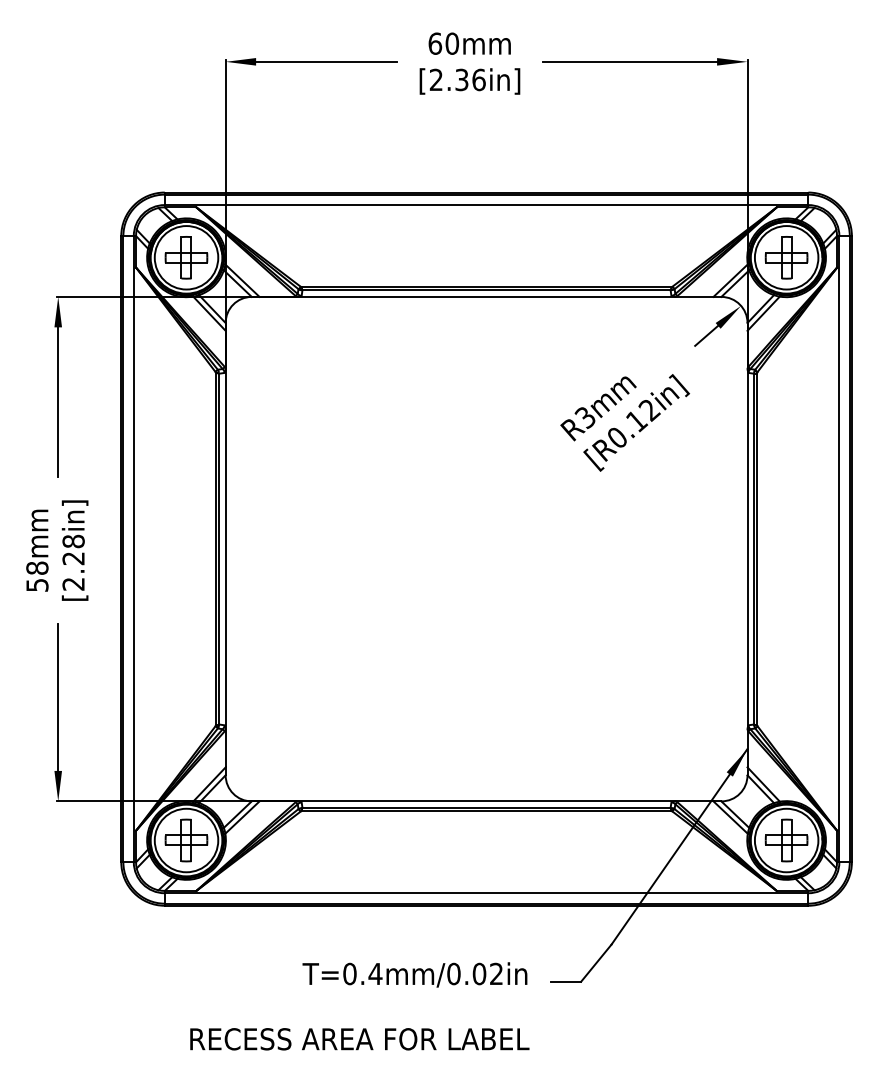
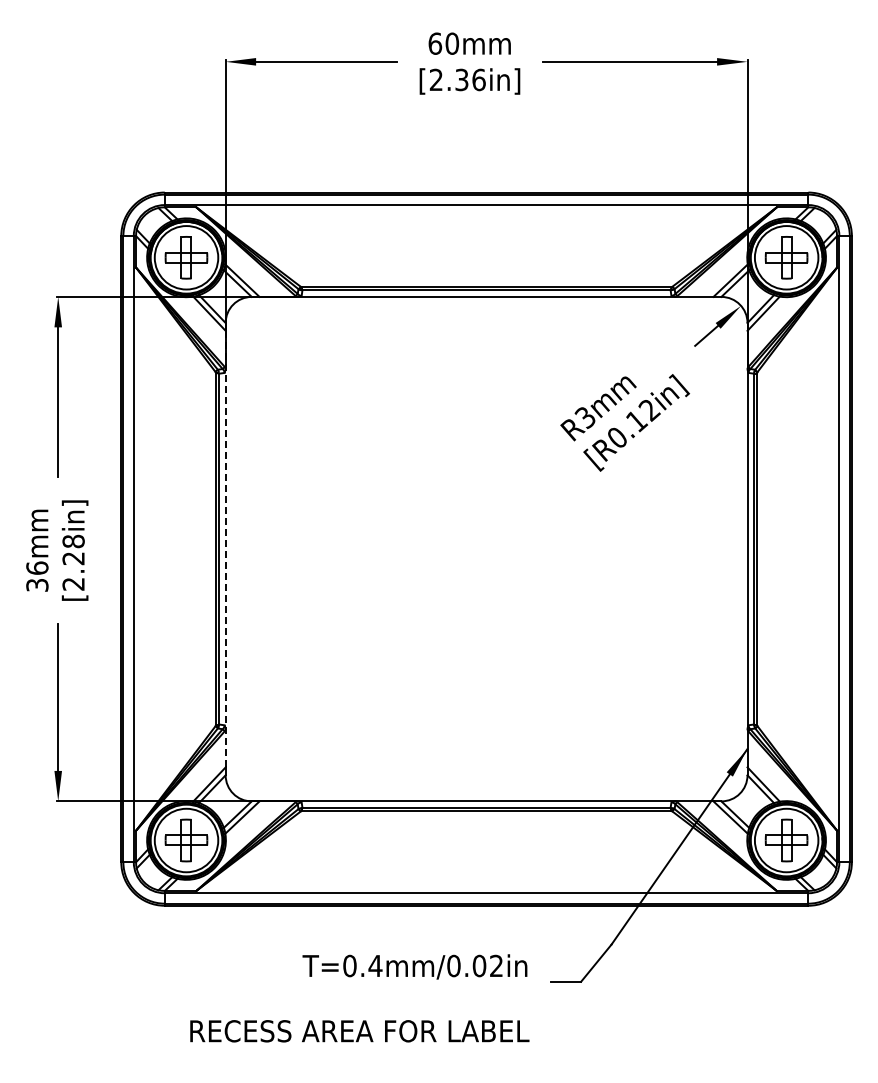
line: solid -> dashed (225, 549)
text: 58mm -> 36mm (37, 576)
text position: (359, 1006) -> (359, 998) (359, 998)
